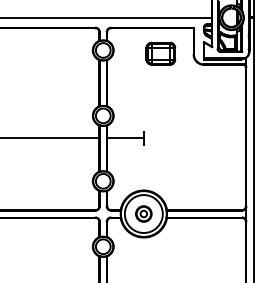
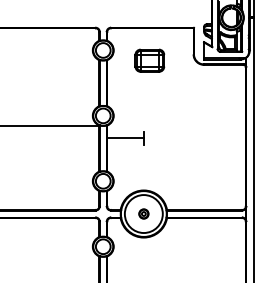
line: present -> none (107, 17)
part position: (160, 53) -> (149, 60) (149, 60)
line position: (50, 138) -> (50, 126) (50, 126)
part size: 18x18 px -> 12x12 px (143, 213)
